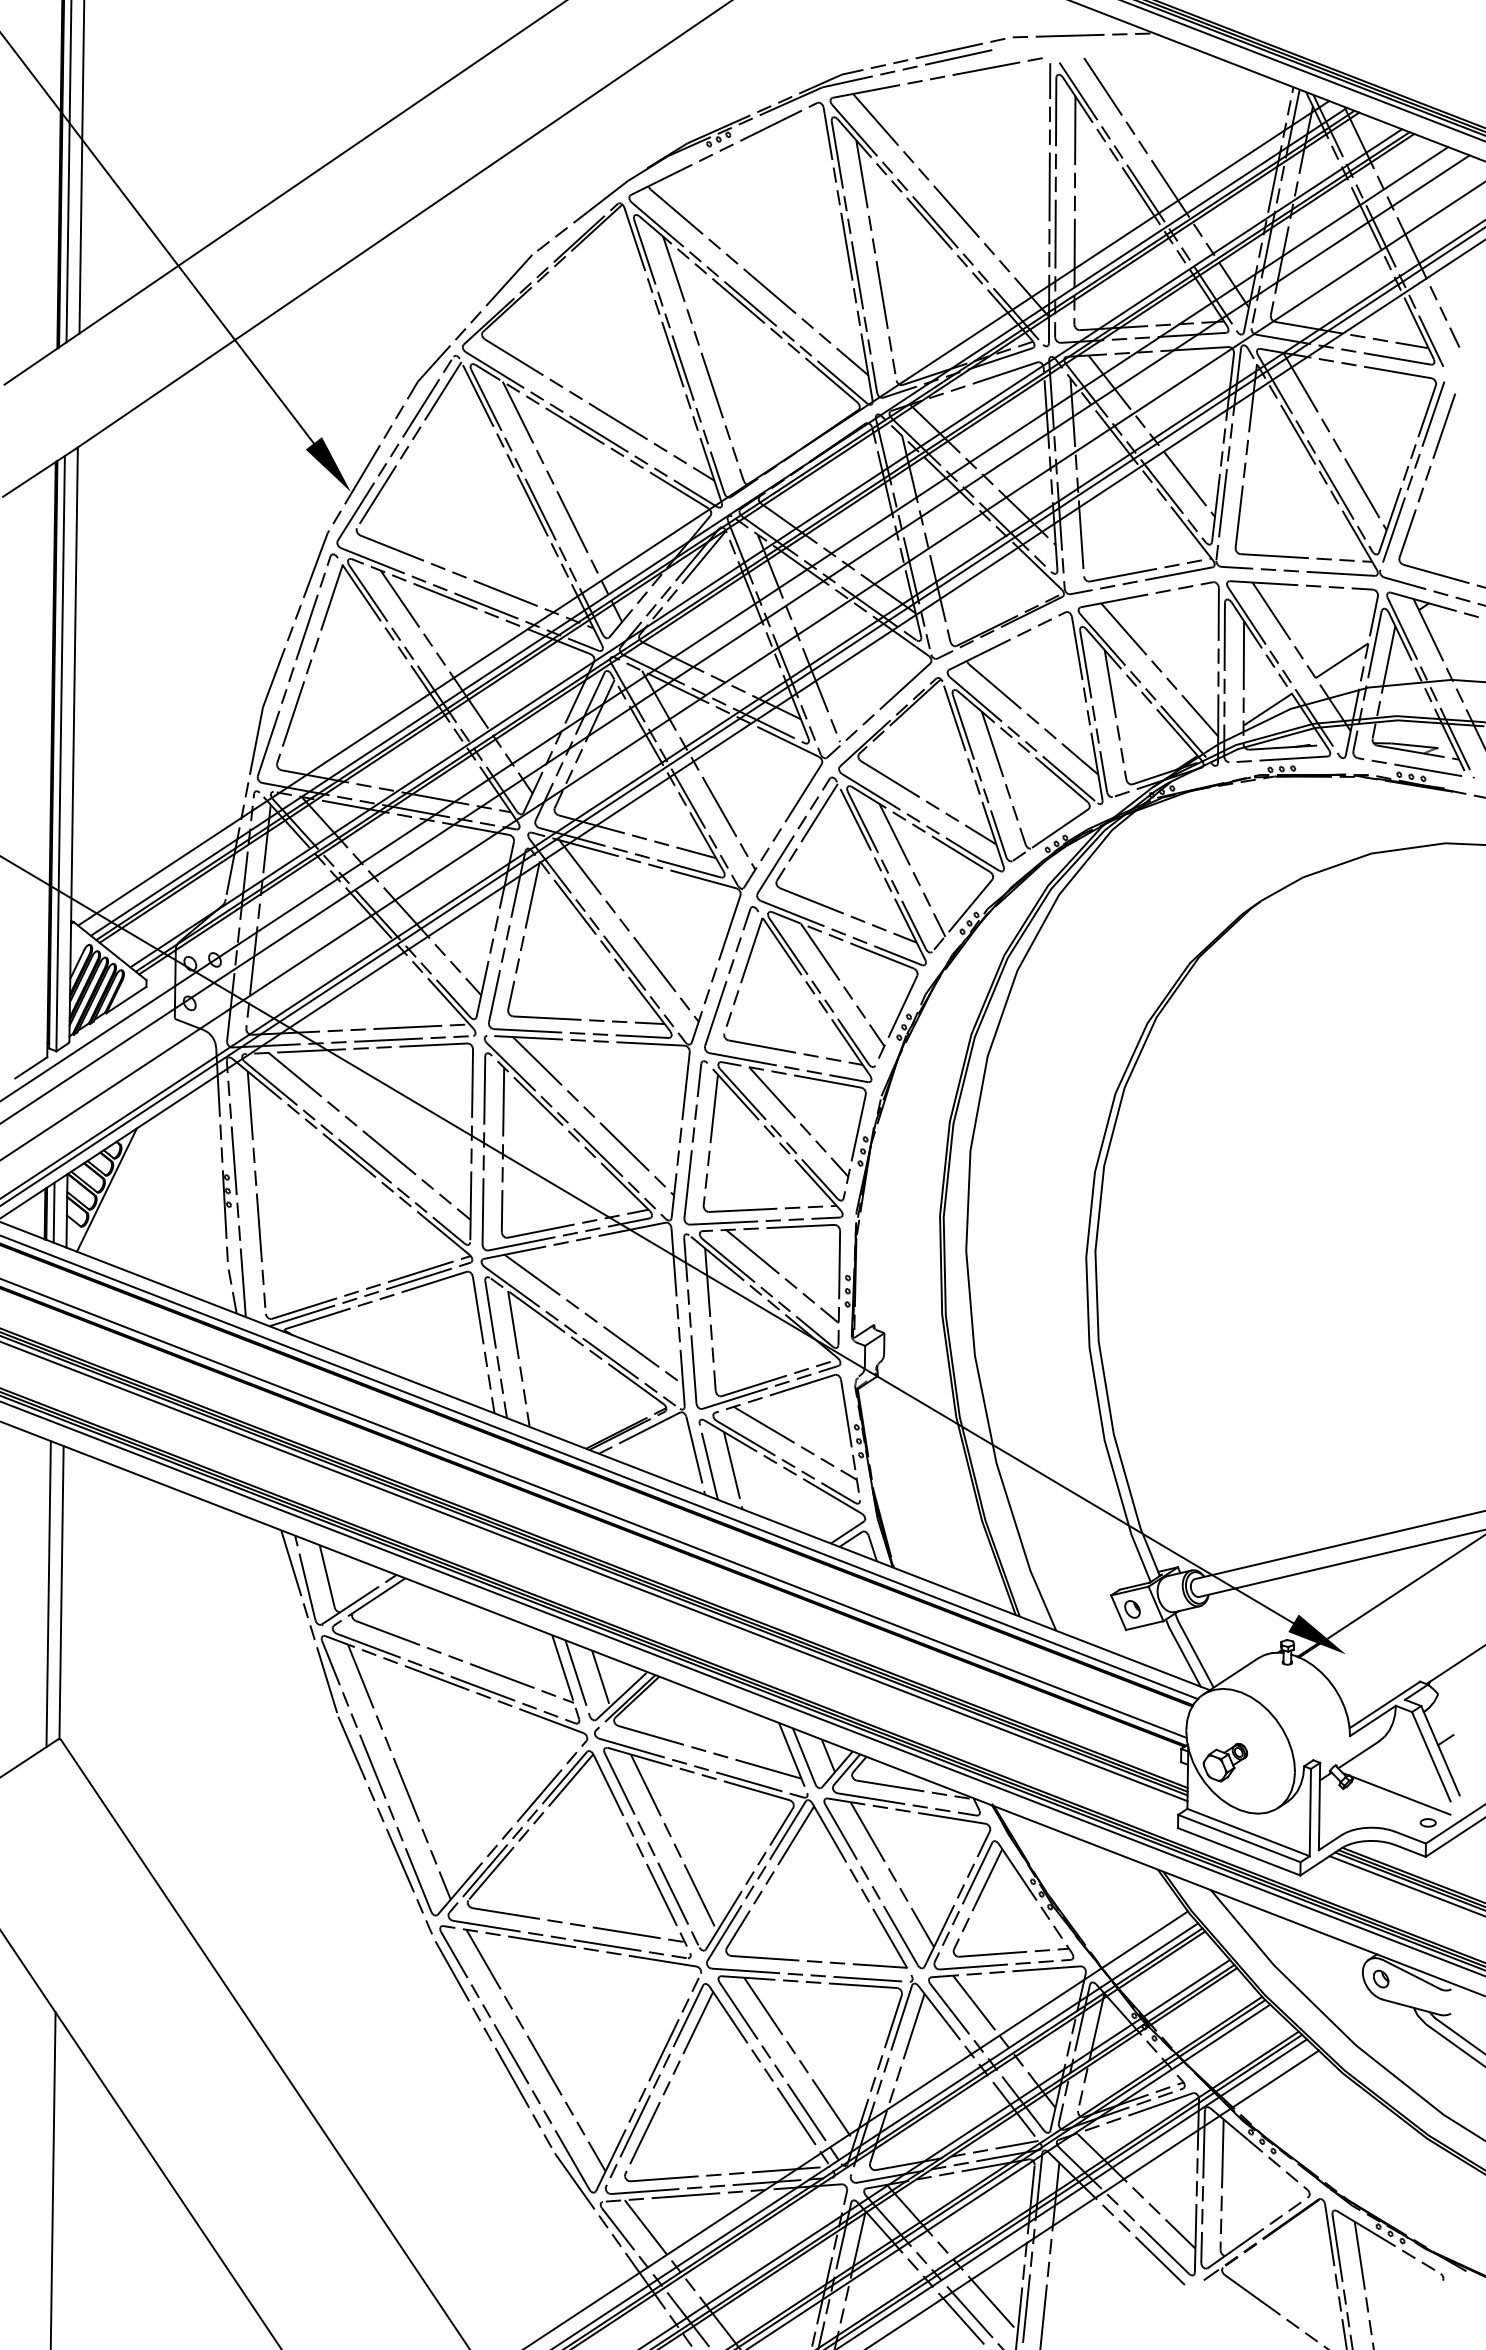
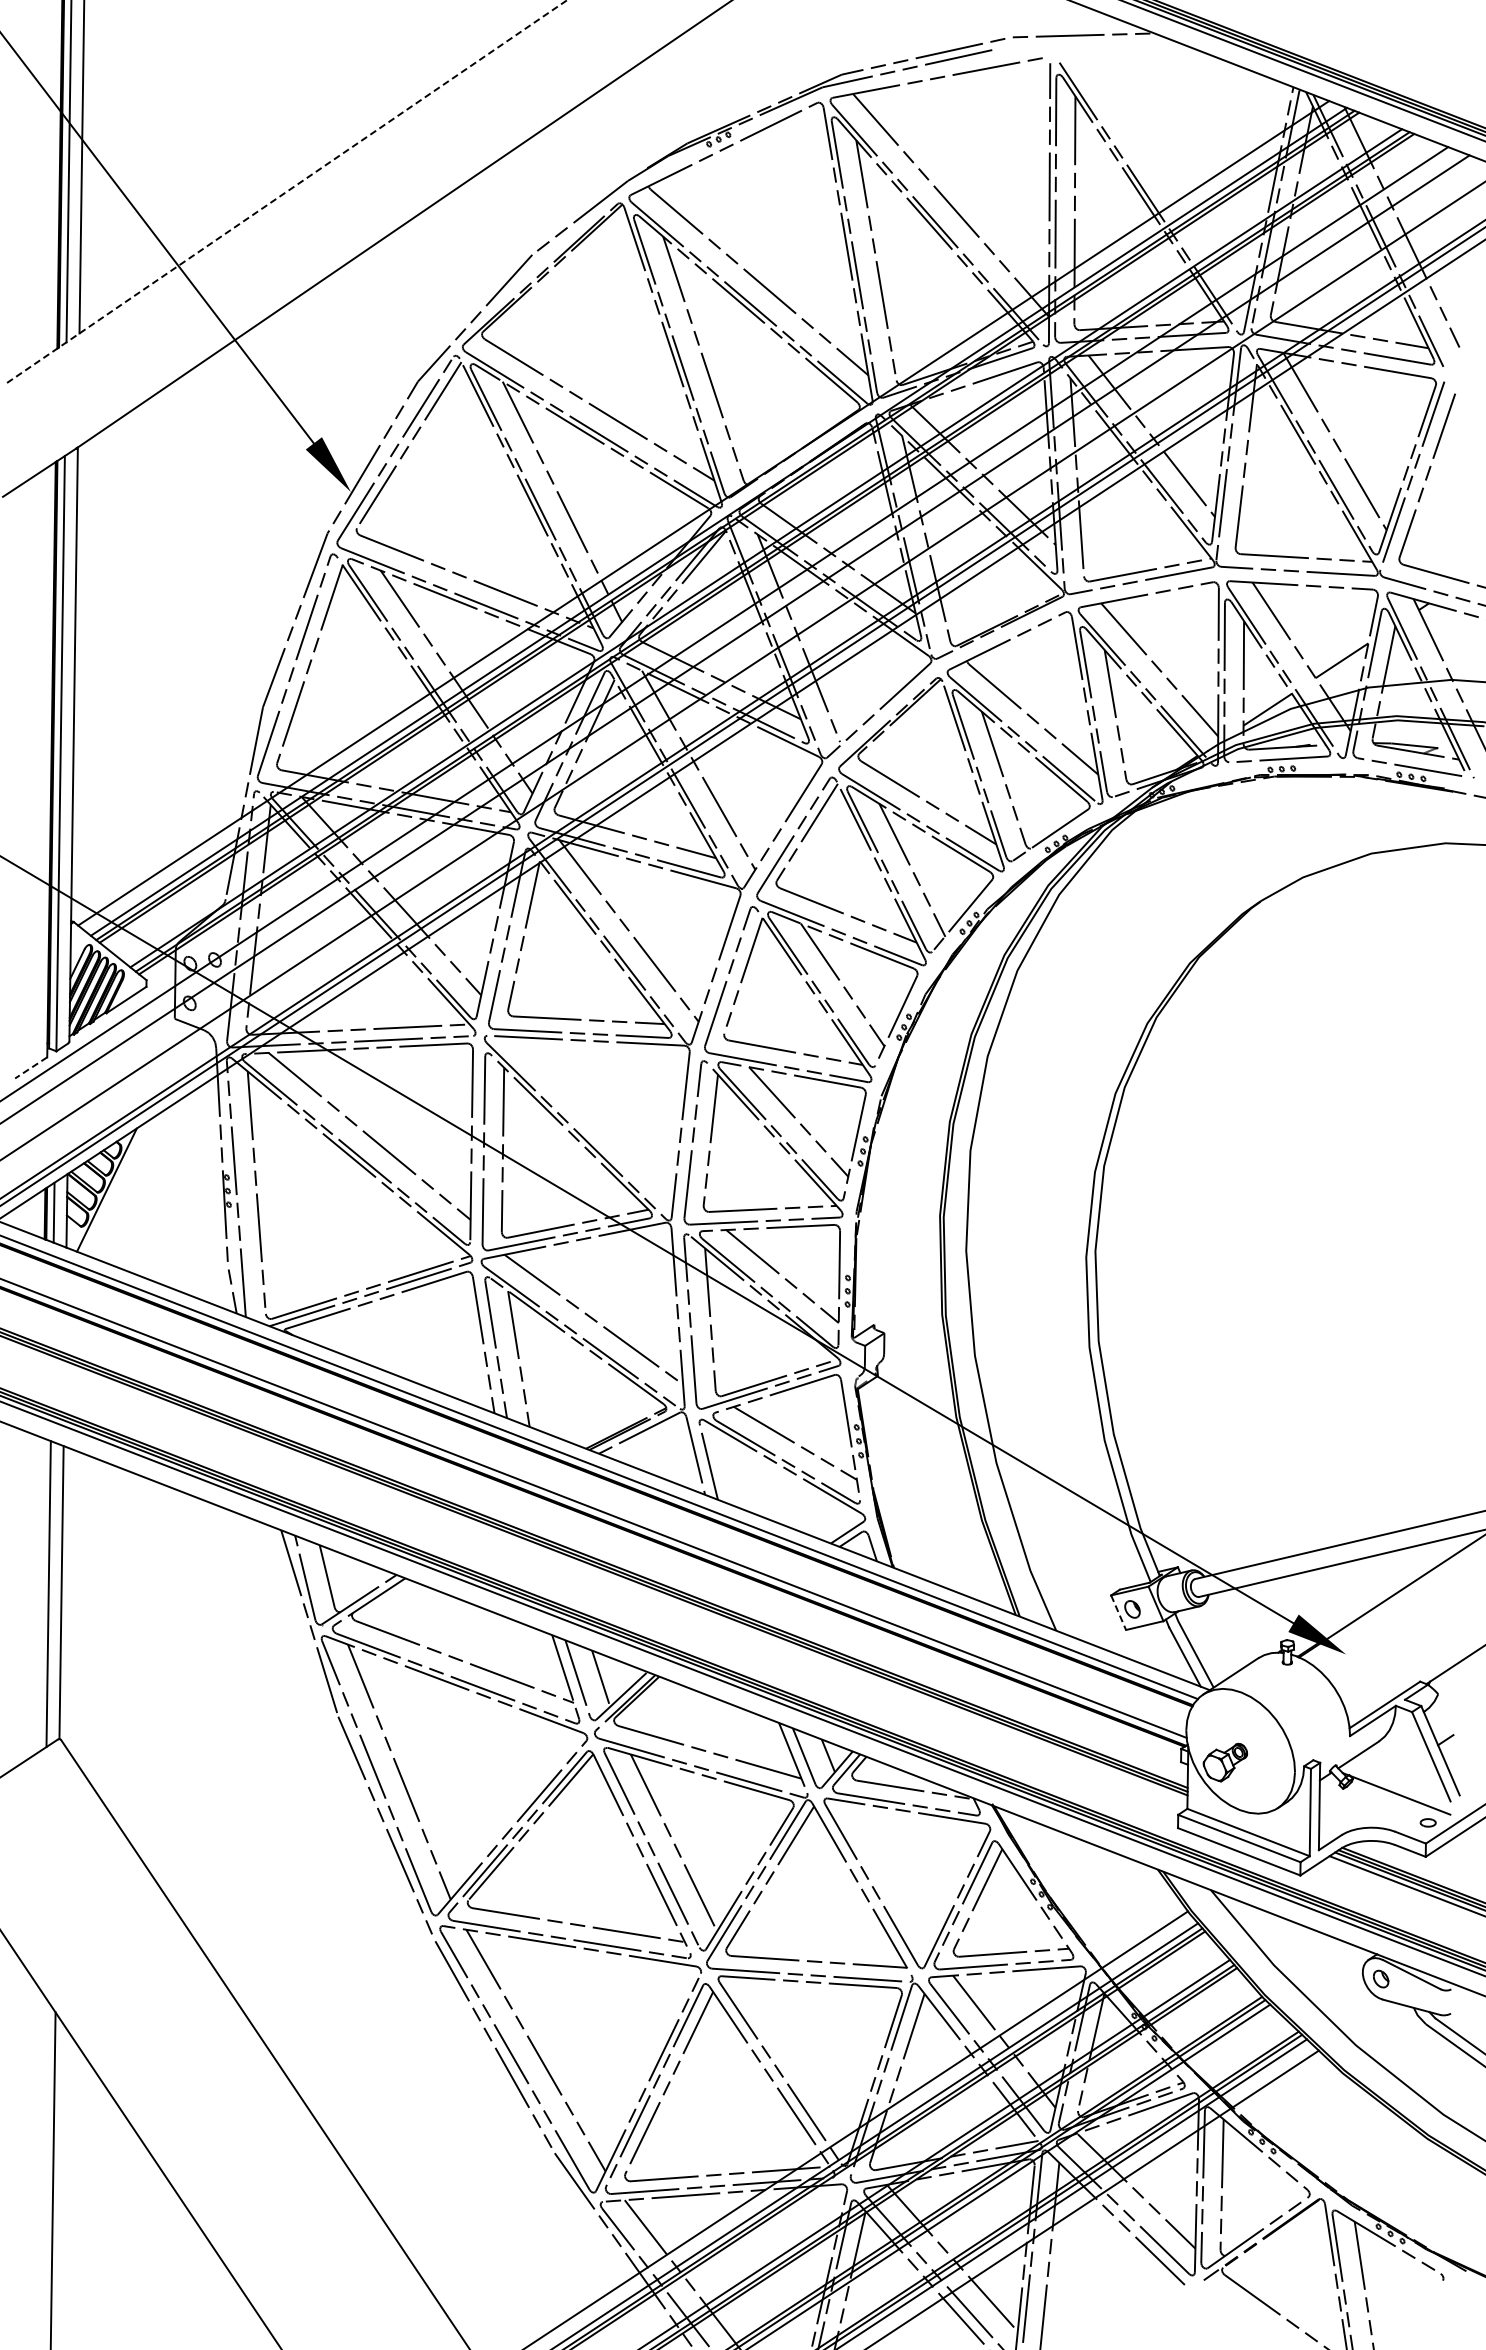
line: present -> none (1166, 182)
line: solid -> dashed (285, 192)
line: solid -> dashed (30, 1068)
line: present -> none (593, 1116)
line: present -> none (732, 1470)
line: present -> none (594, 1571)
line: solid -> dashed (1118, 1612)
line: present -> none (892, 1874)
line: present -> none (799, 2059)
